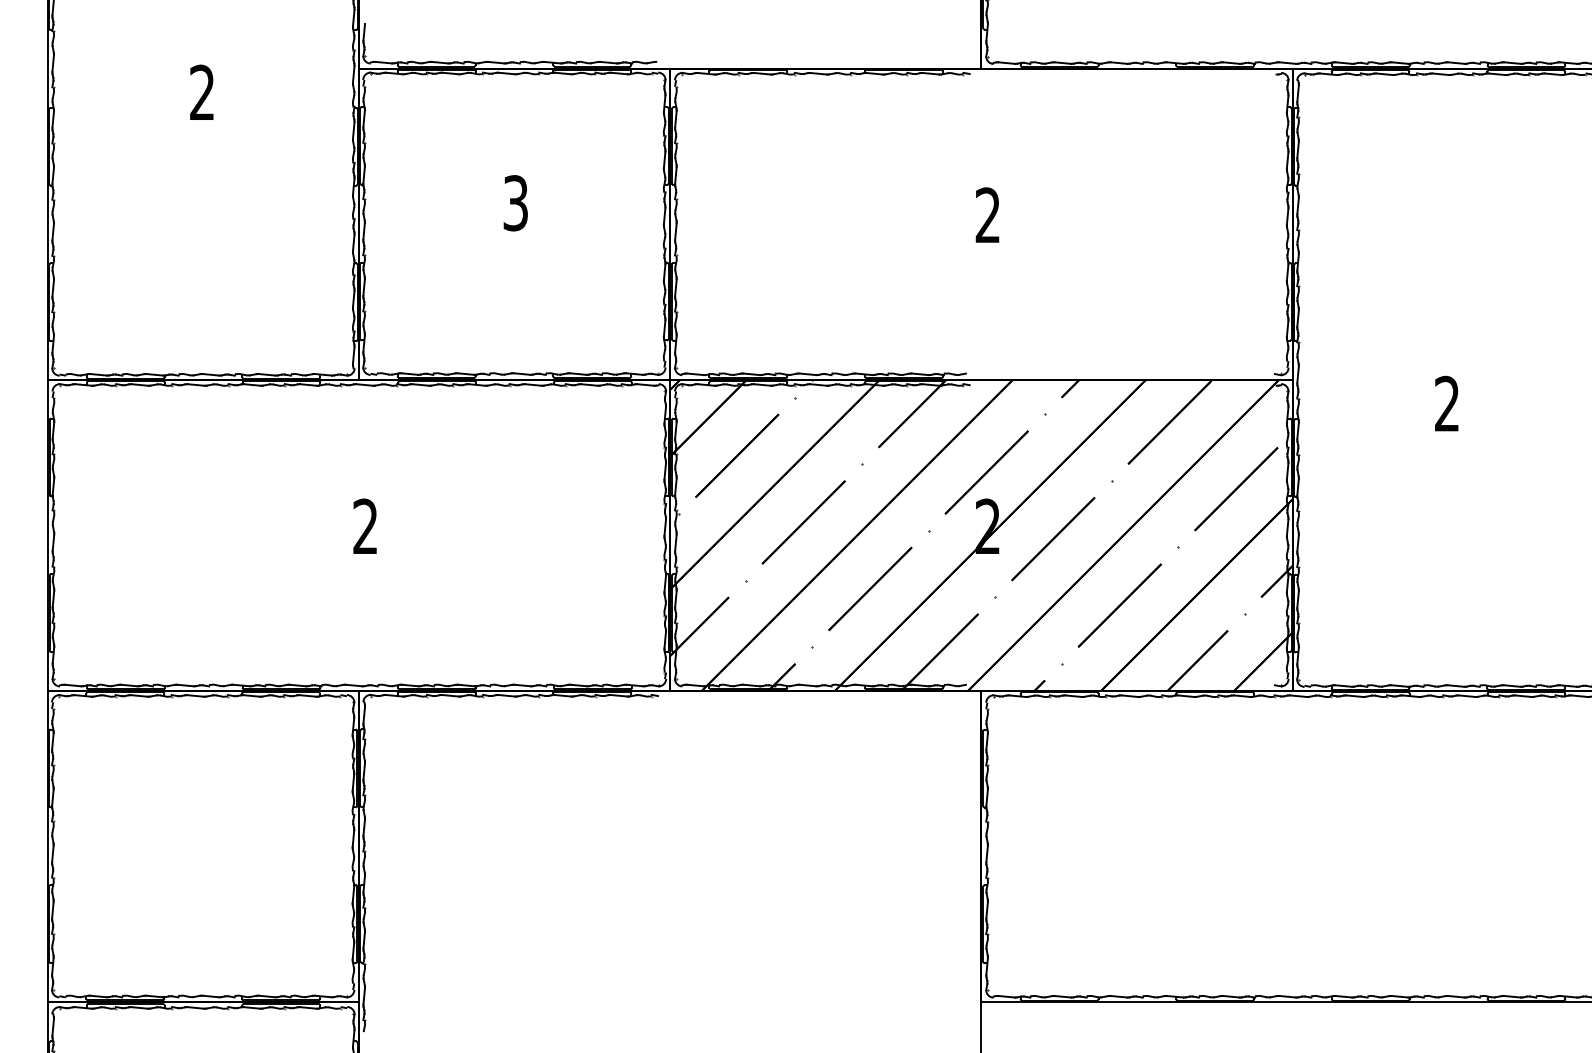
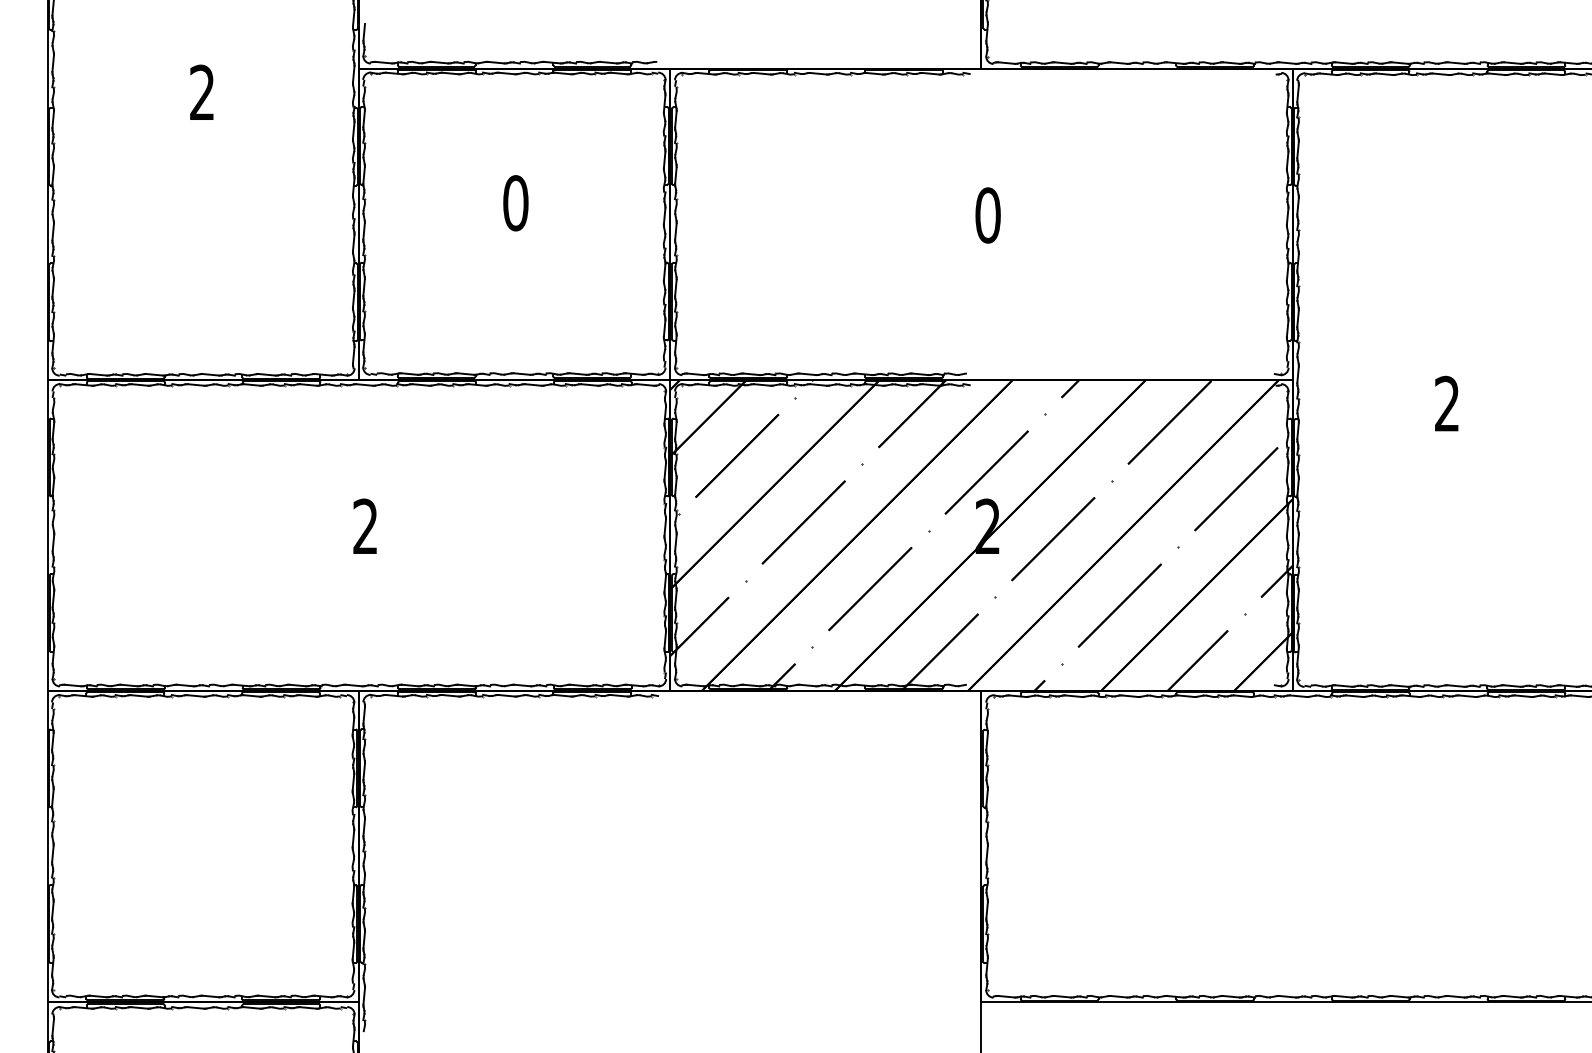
text: 3 -> 0 (515, 203)
text: 2 -> 0 (987, 215)
